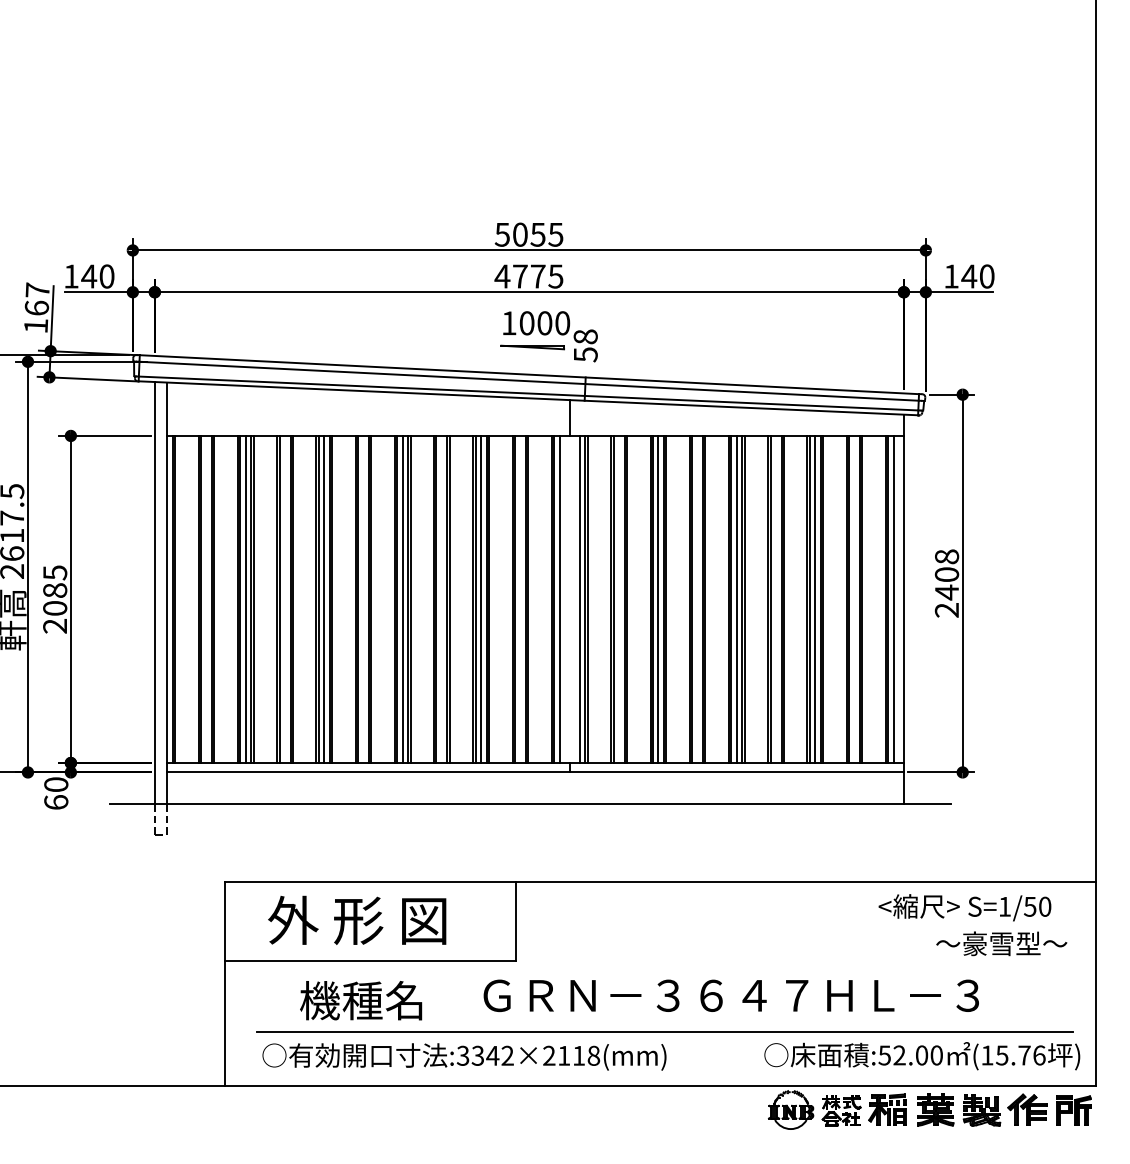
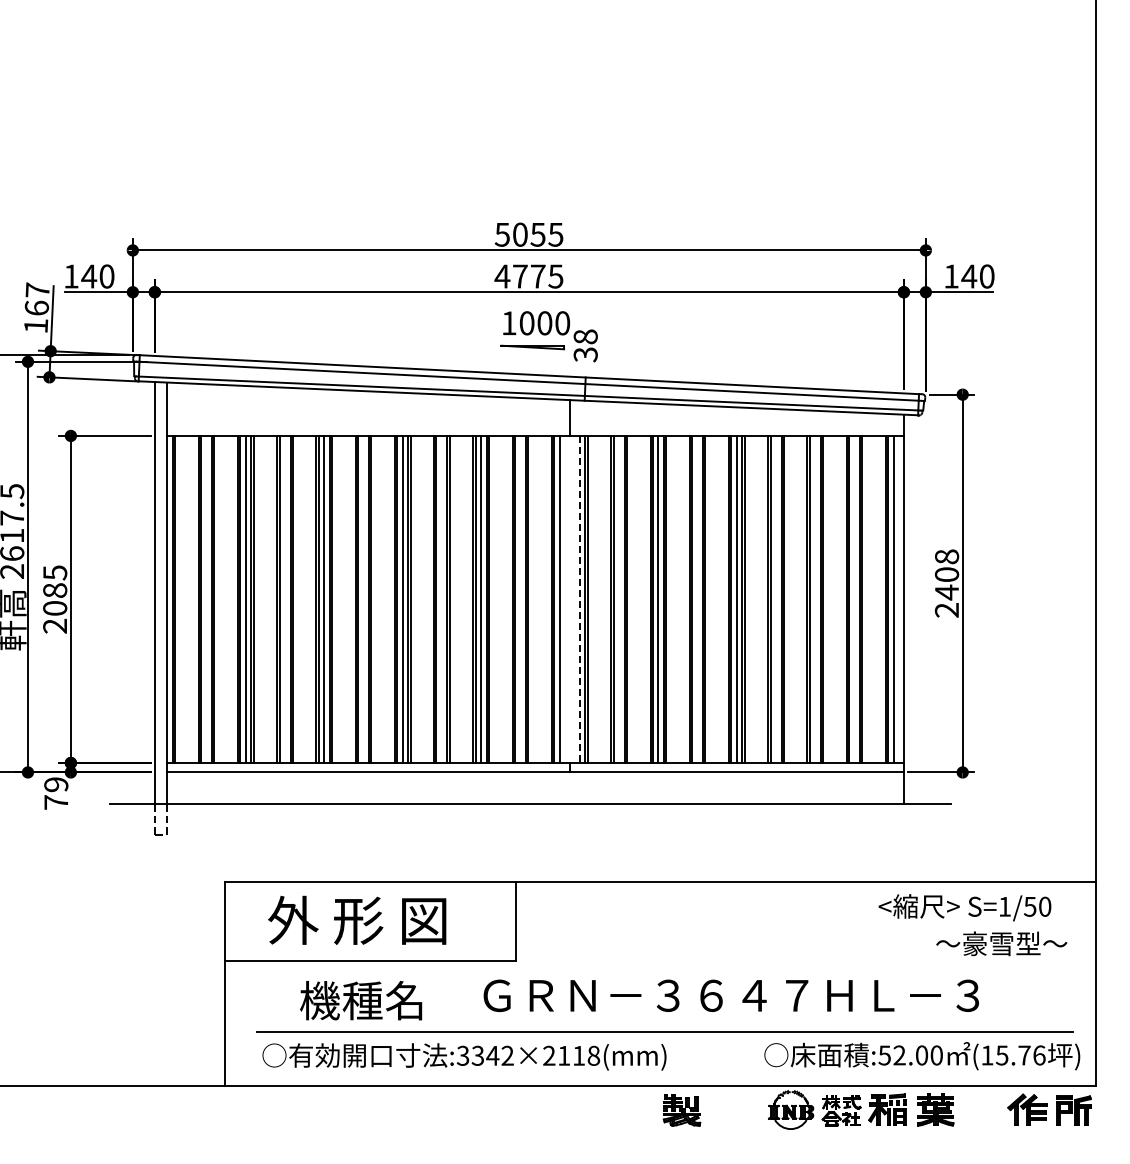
text: 58 -> 38 (585, 354)
line: solid -> dashed (579, 599)
line: present -> none (815, 599)
text: 60 -> 79 (56, 793)
part position: (981, 1110) -> (681, 1110) (681, 1110)
